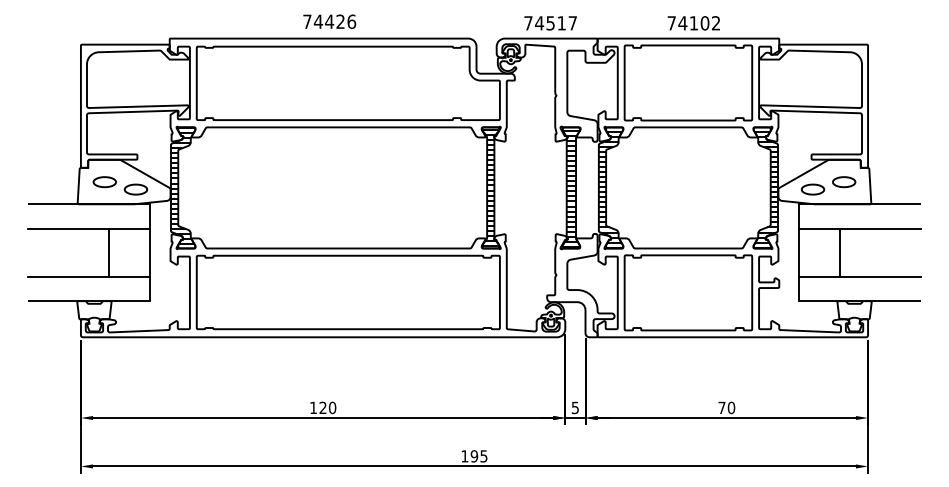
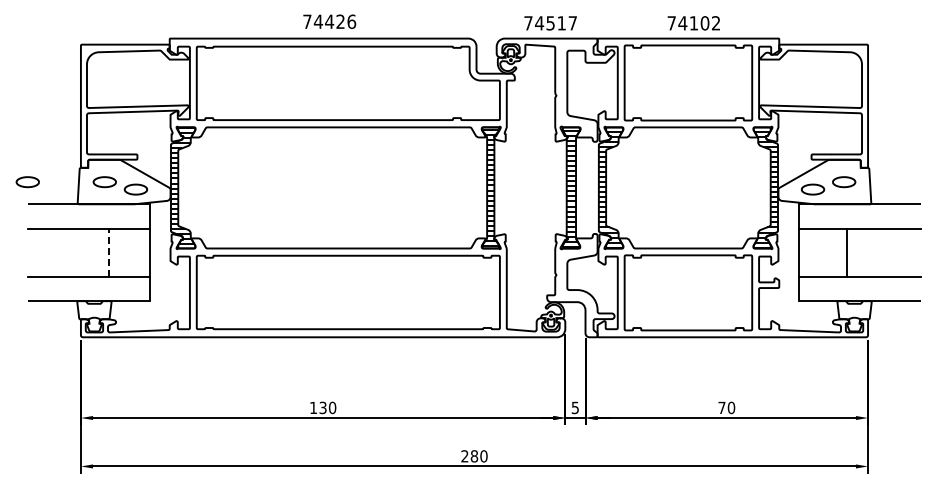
part: none -> present (27, 182)
line: solid -> dashed (109, 252)
line position: (839, 252) -> (846, 252) (846, 252)
text: 120 -> 130 (322, 408)
text: 195 -> 280 (474, 456)
